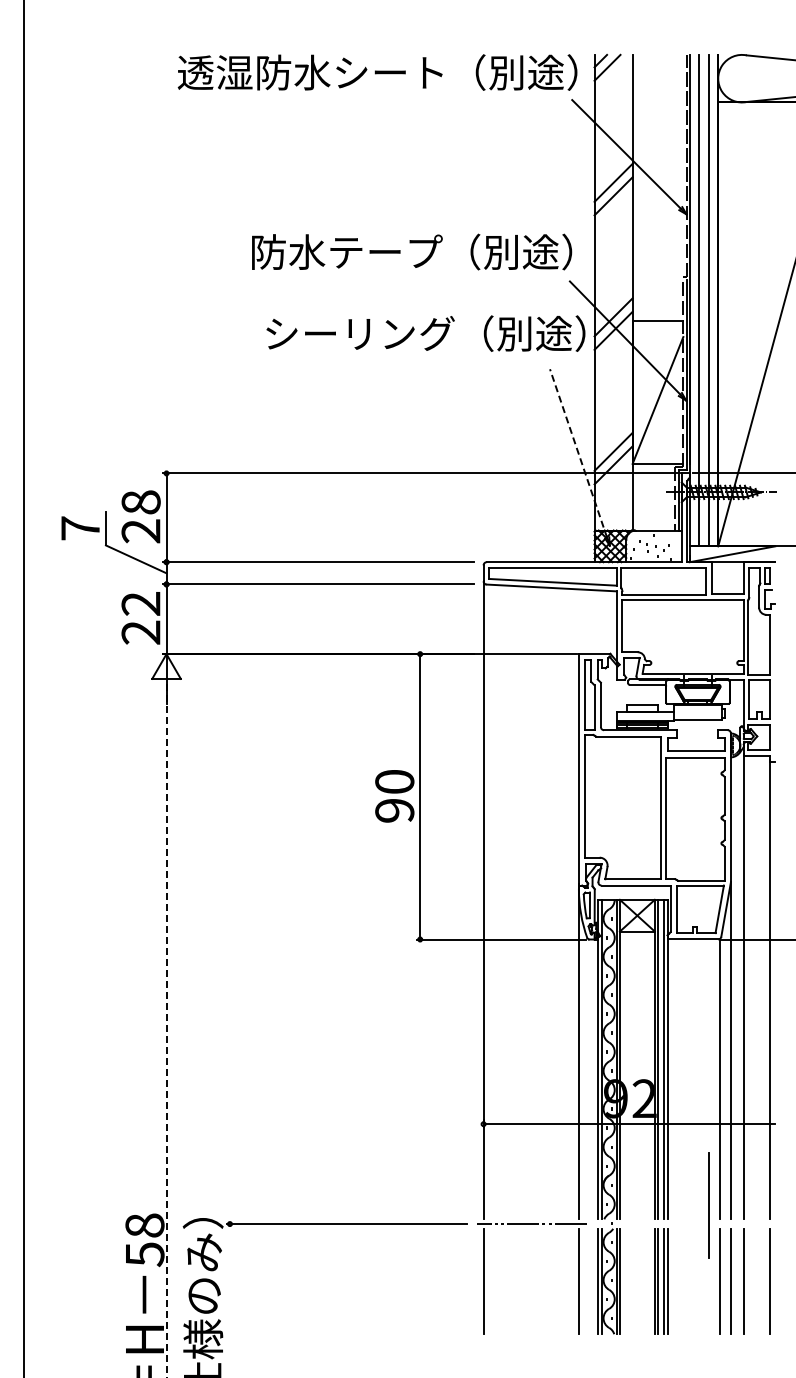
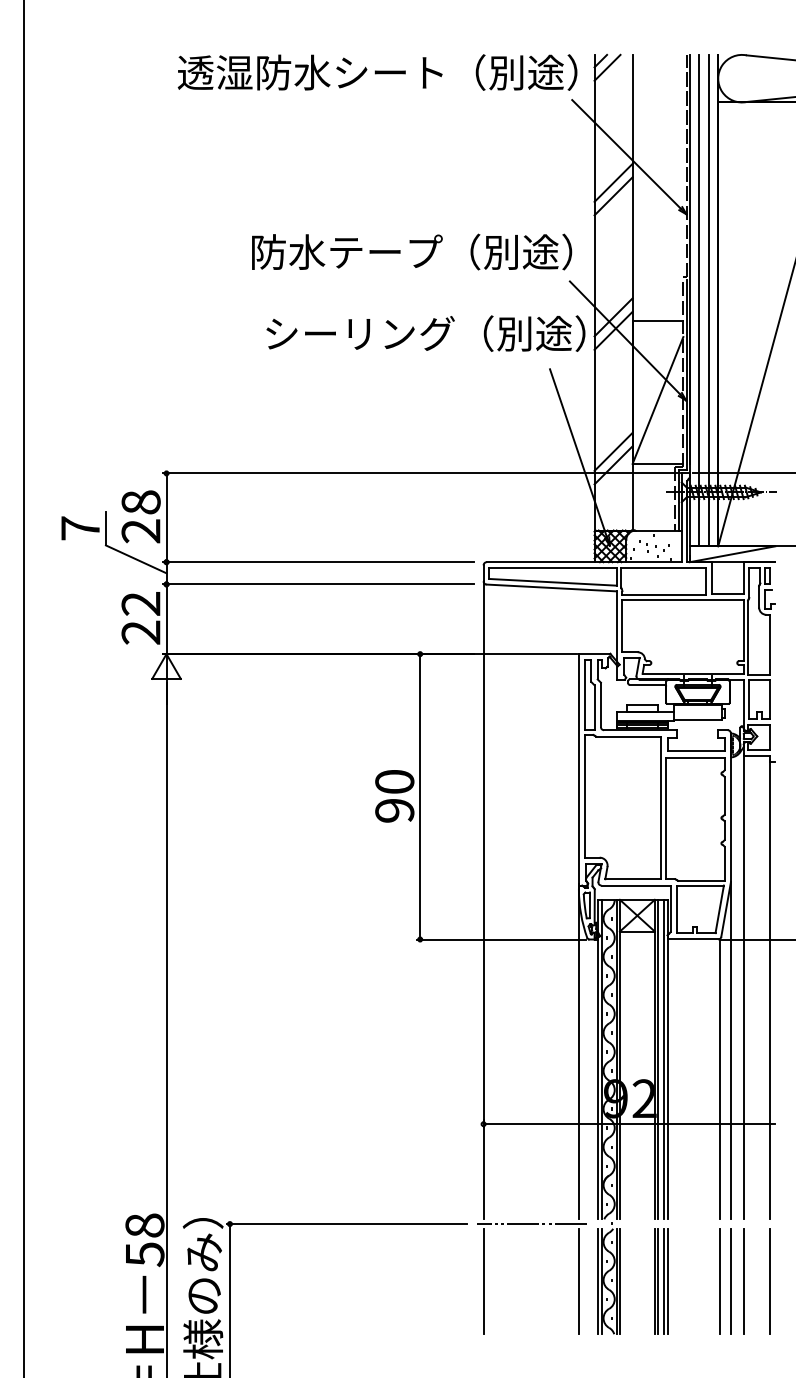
line: dashed -> solid (578, 453)
line: dashed -> solid (166, 1029)
line: present -> none (708, 1205)
line: none -> present (229, 1299)
